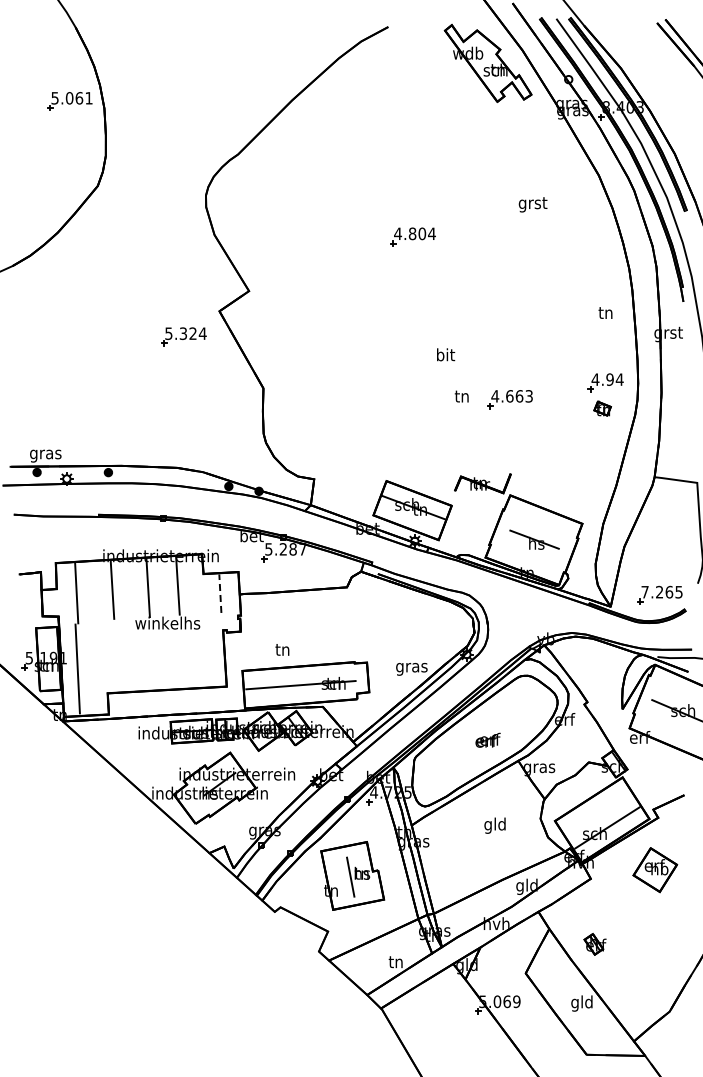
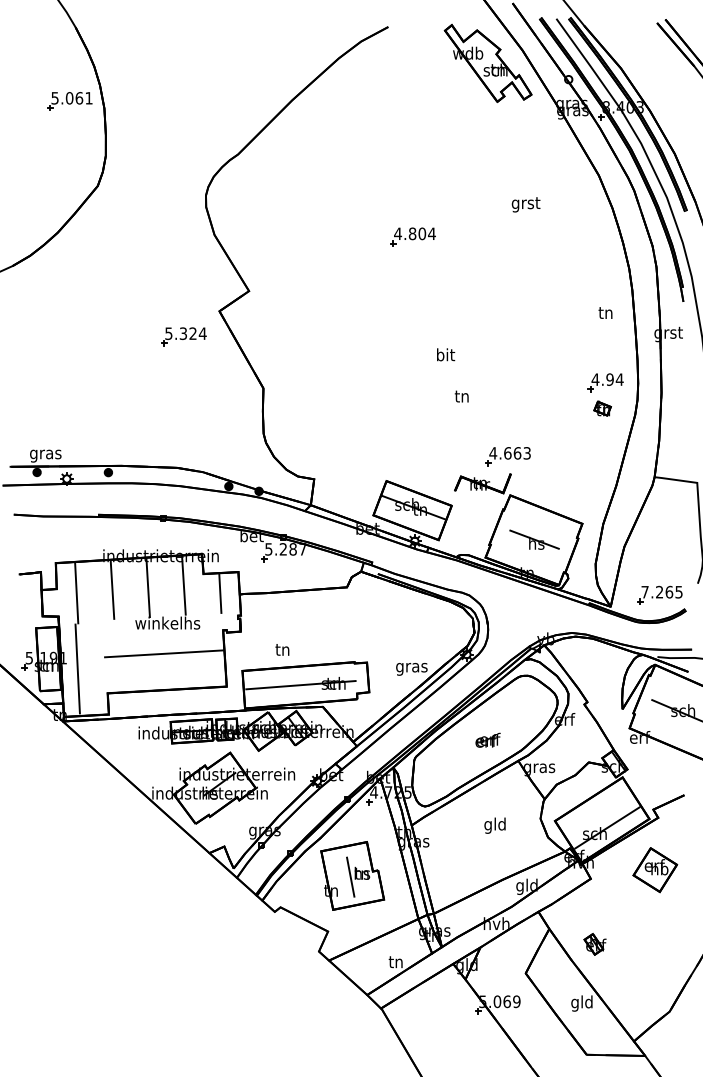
text position: (532, 204) -> (525, 204) (525, 204)
part position: (509, 399) -> (507, 456) (507, 456)
line position: (177, 585) -> (183, 585) (183, 585)
line: dashed -> solid (220, 593)
line: none -> present (164, 653)
